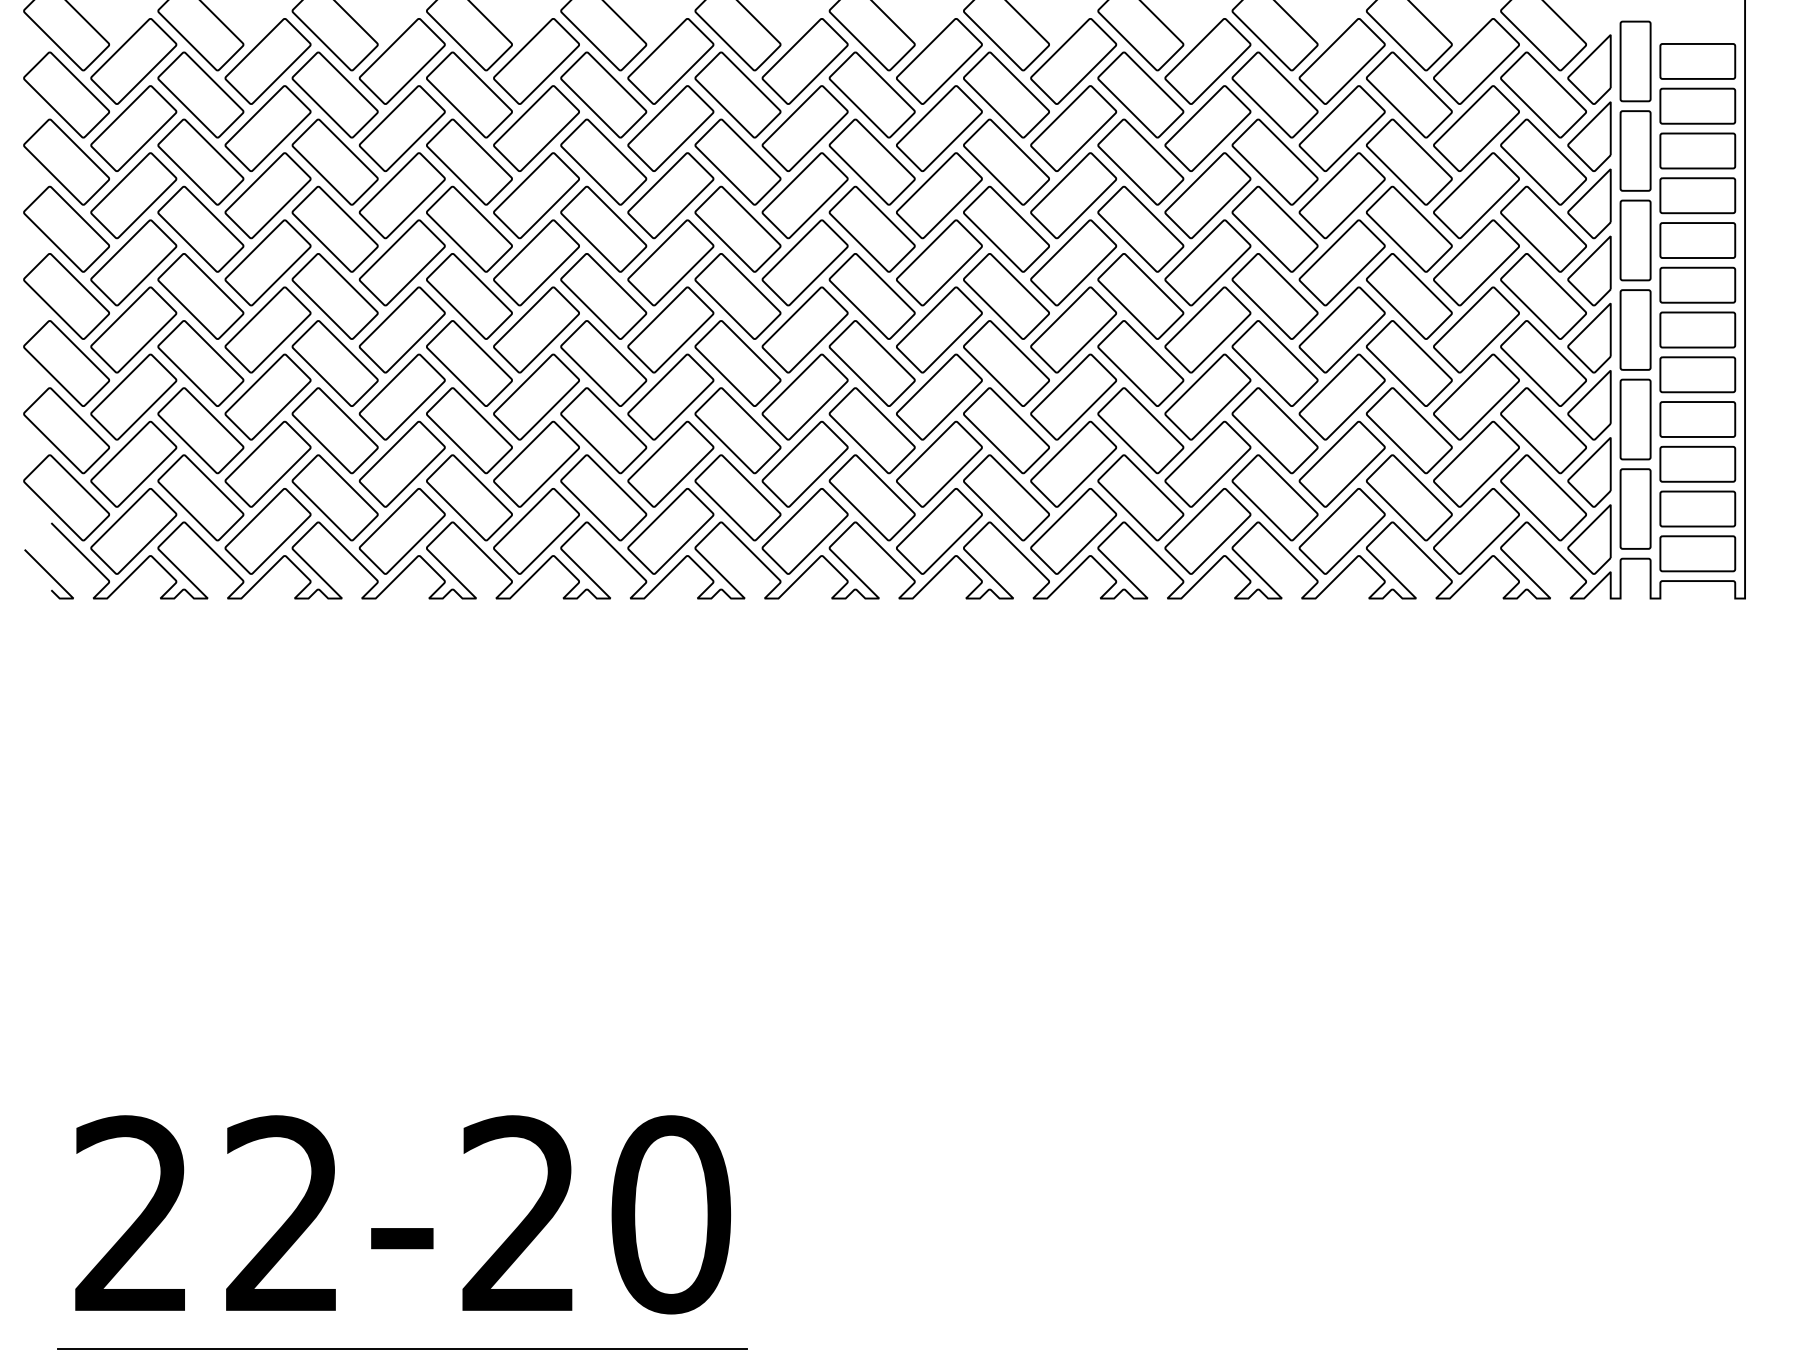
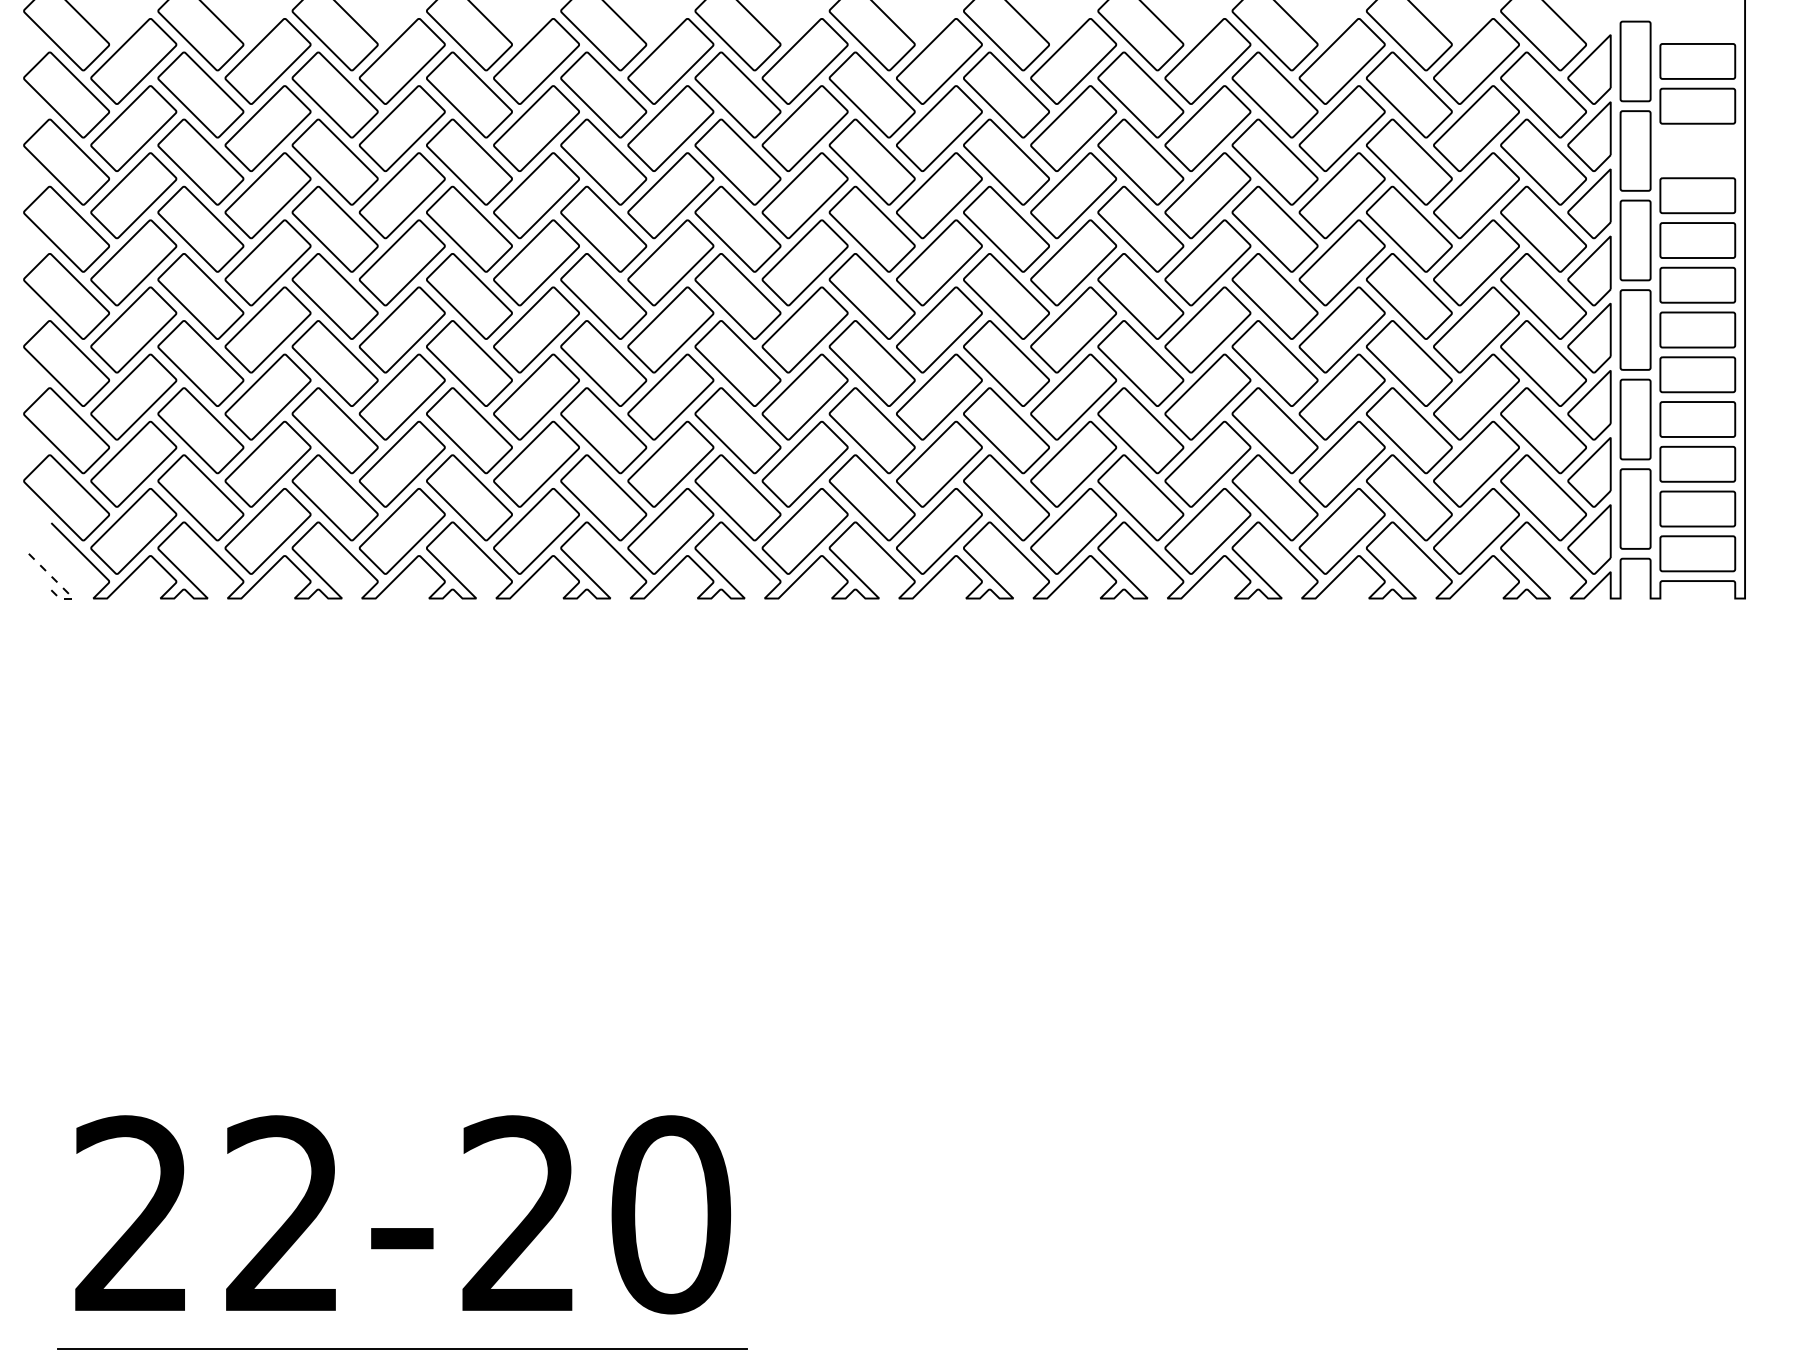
part: present -> none (1697, 150)
line: solid -> dashed (58, 583)
